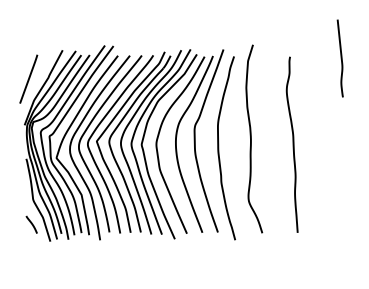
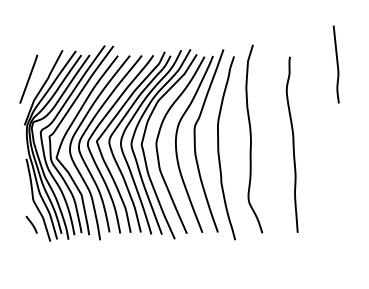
curve position: (340, 58) -> (336, 64) (336, 64)
